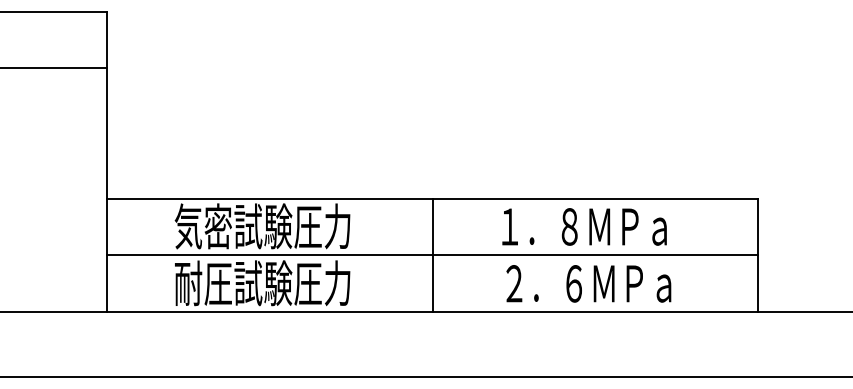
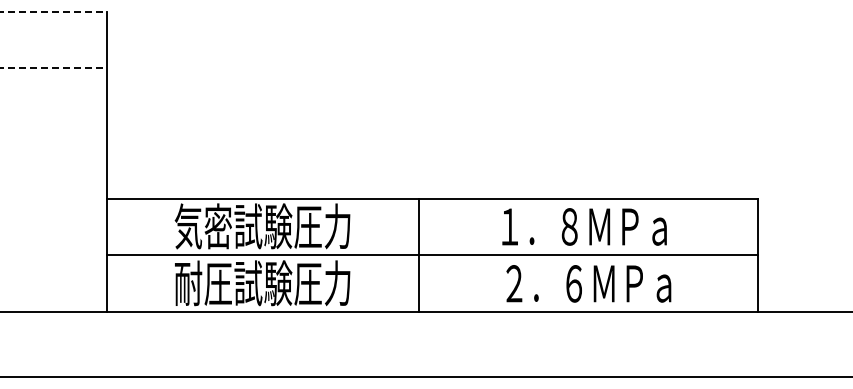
line: solid -> dashed (54, 11)
line: solid -> dashed (54, 68)
line position: (432, 255) -> (418, 255) (418, 255)
